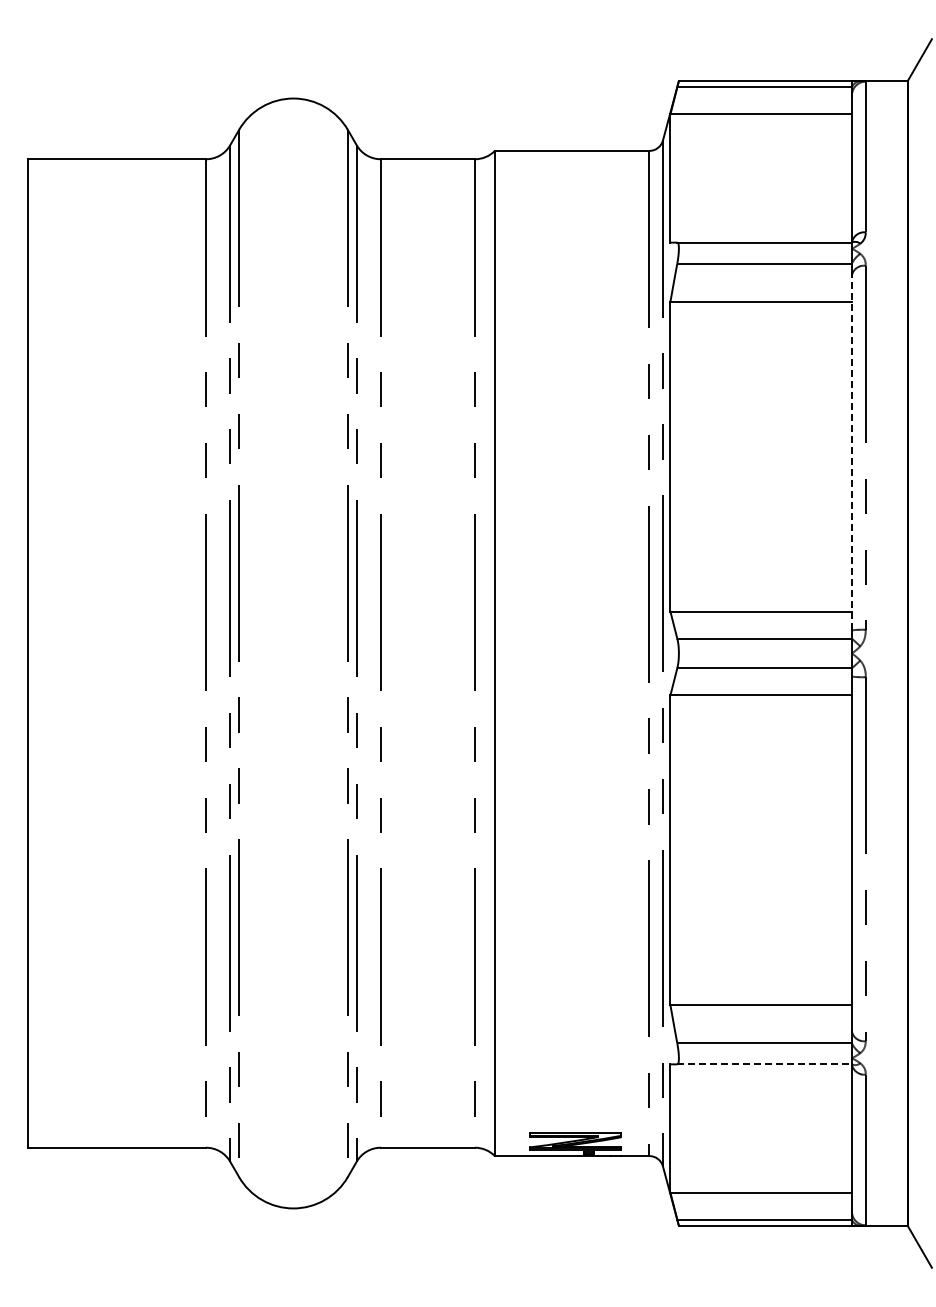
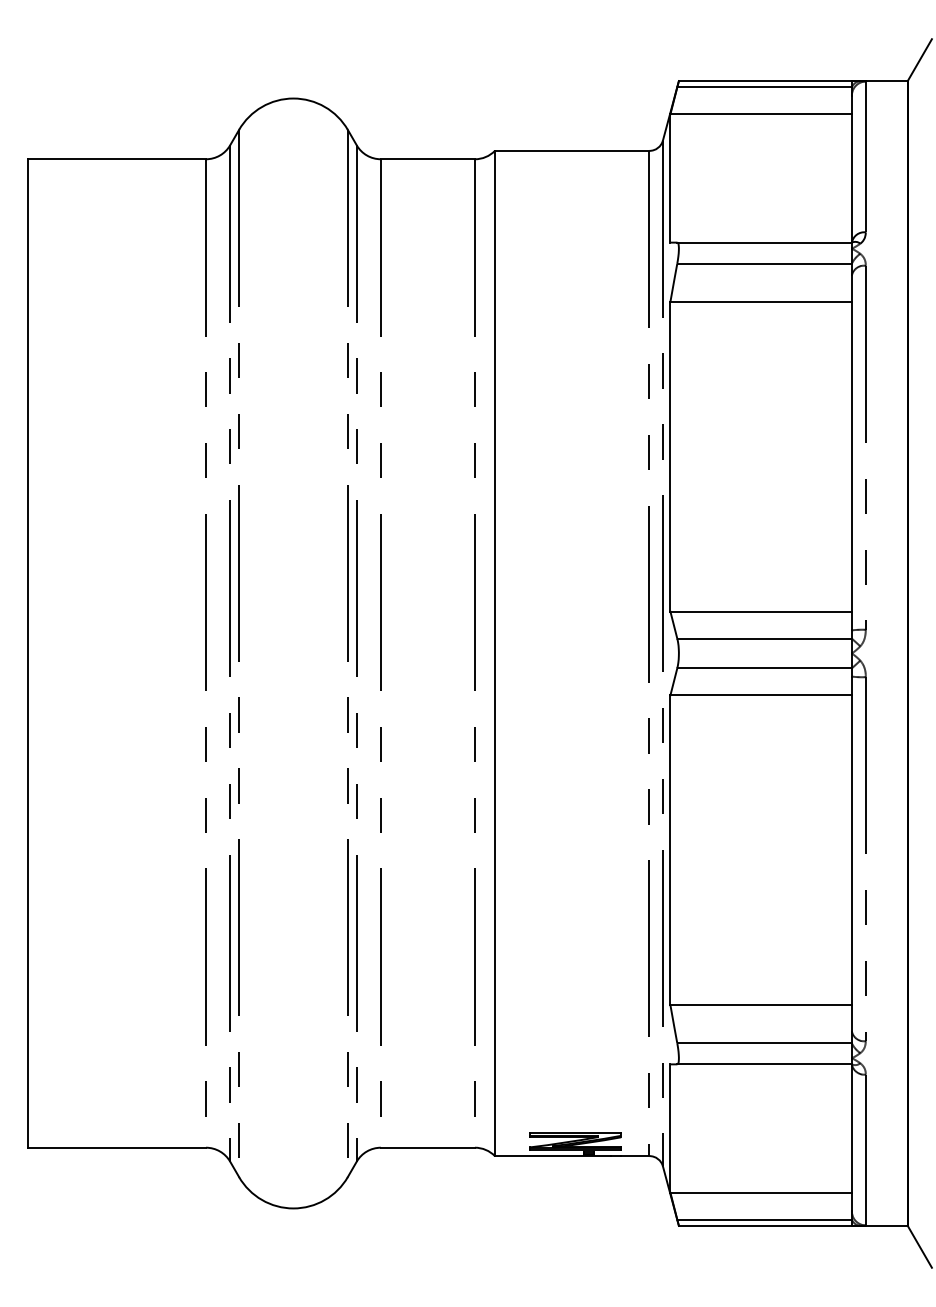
line: dashed -> solid (851, 452)
line: dashed -> solid (765, 1064)
